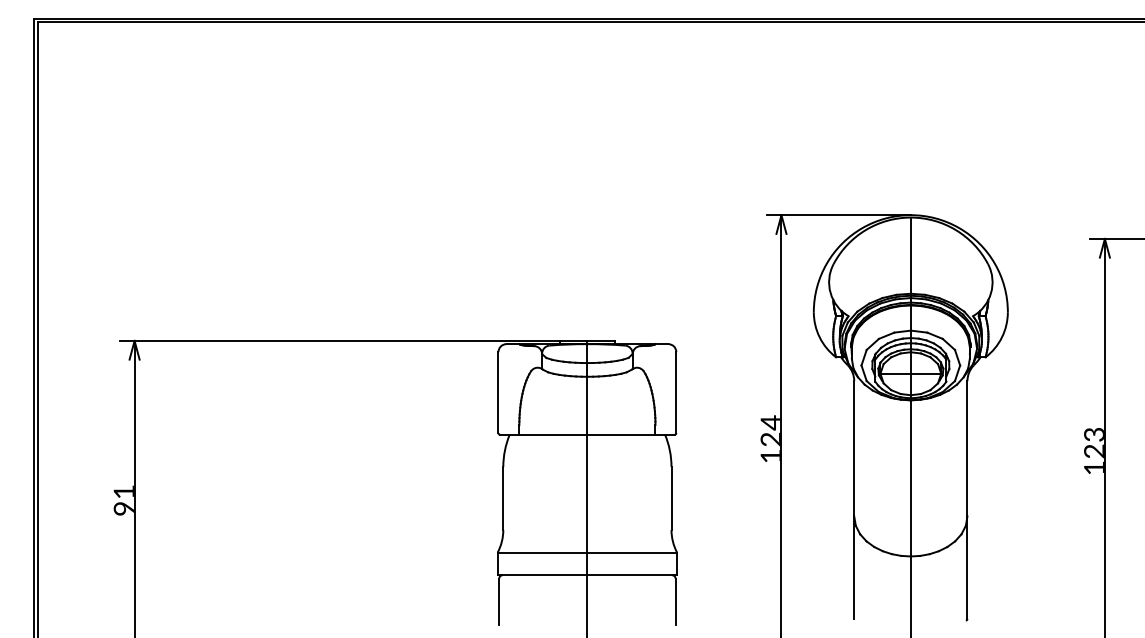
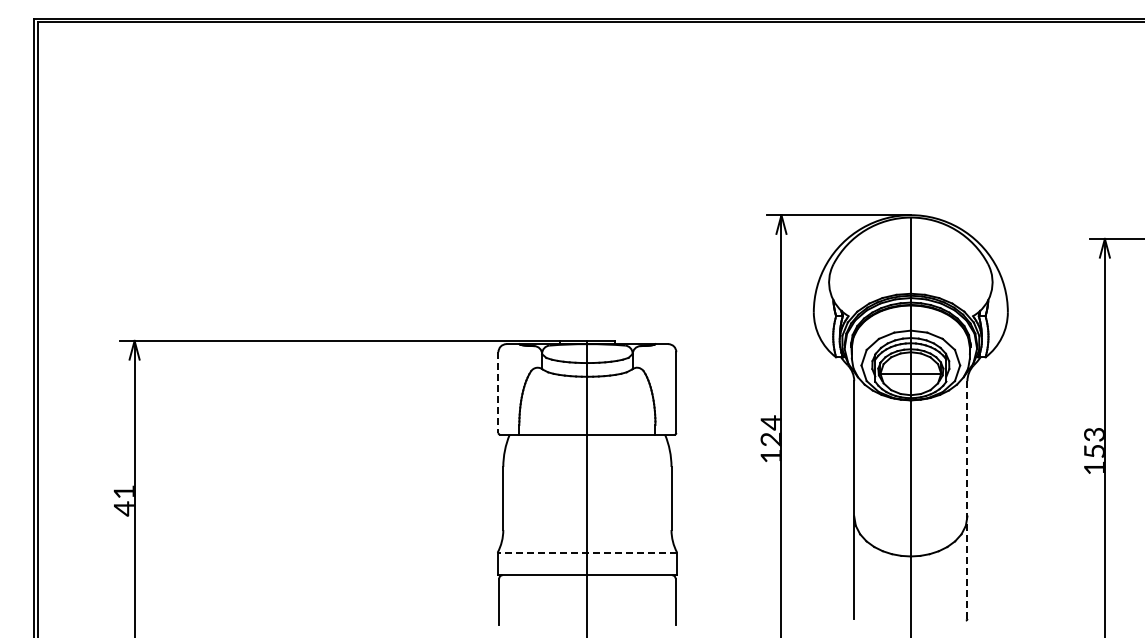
line: solid -> dashed (498, 393)
text: 123 -> 153 (1093, 451)
line: solid -> dashed (967, 500)
text: 91 -> 41 (123, 508)
line: solid -> dashed (587, 552)
